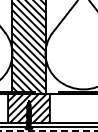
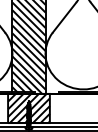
line: dashed -> solid (48, 131)
